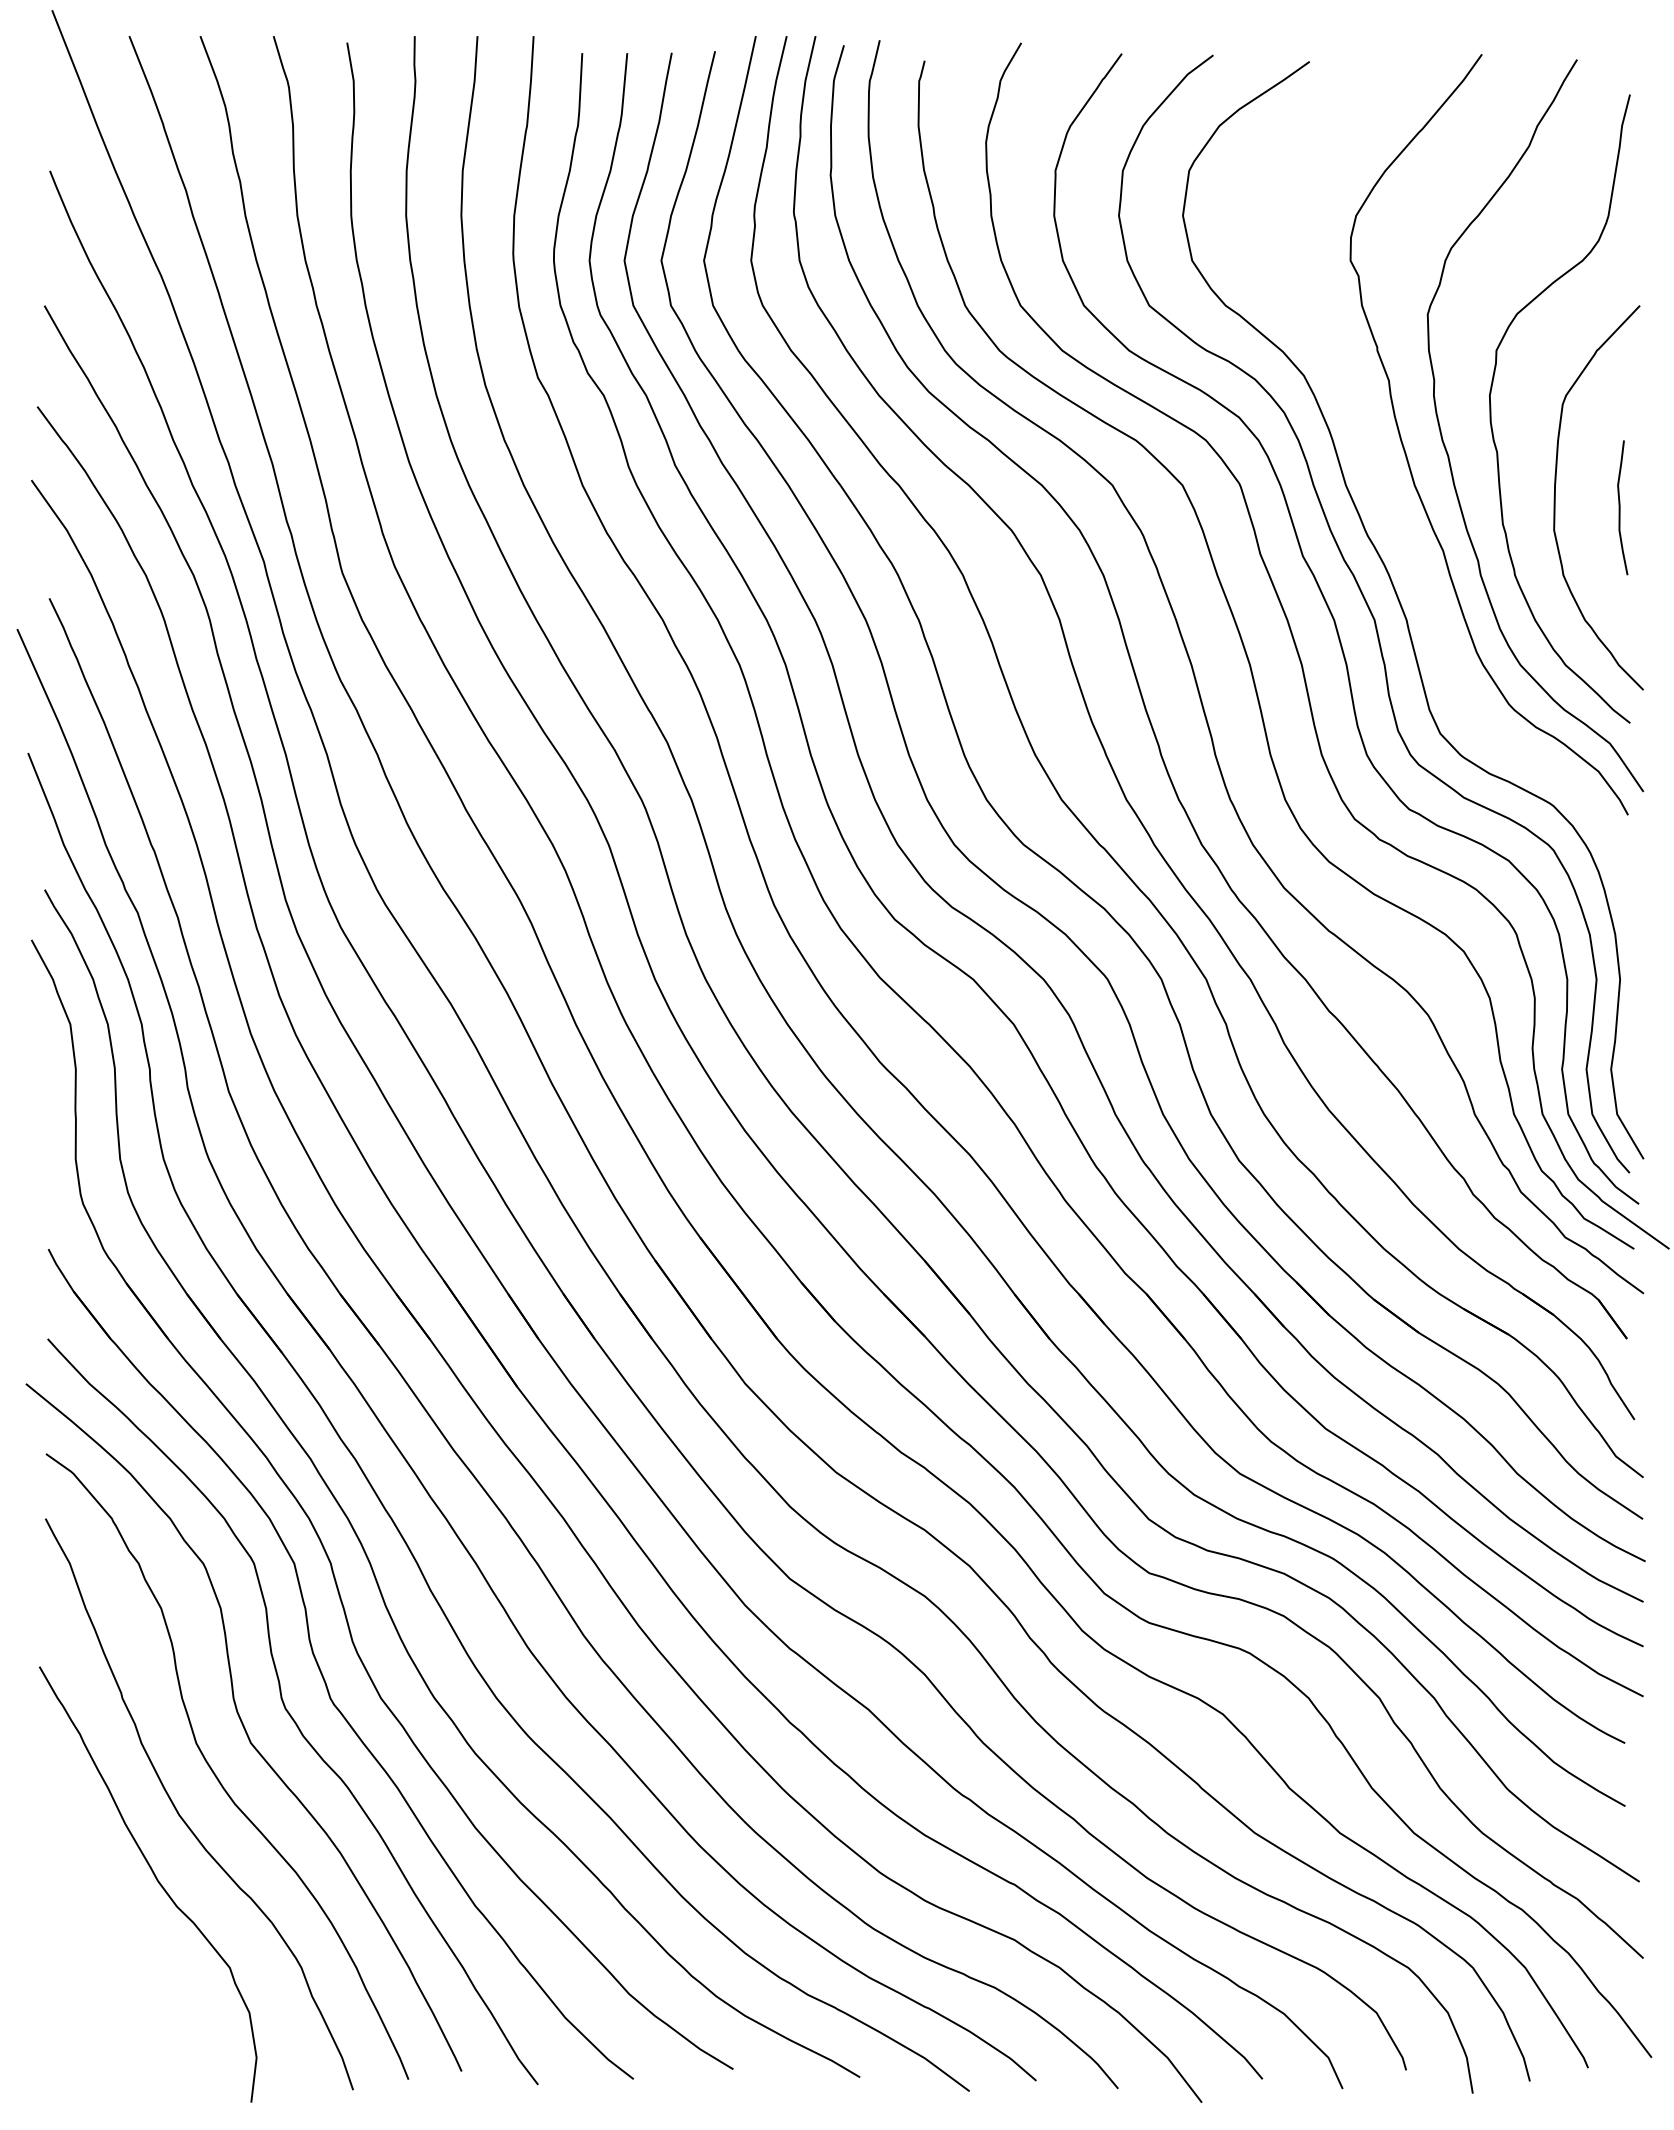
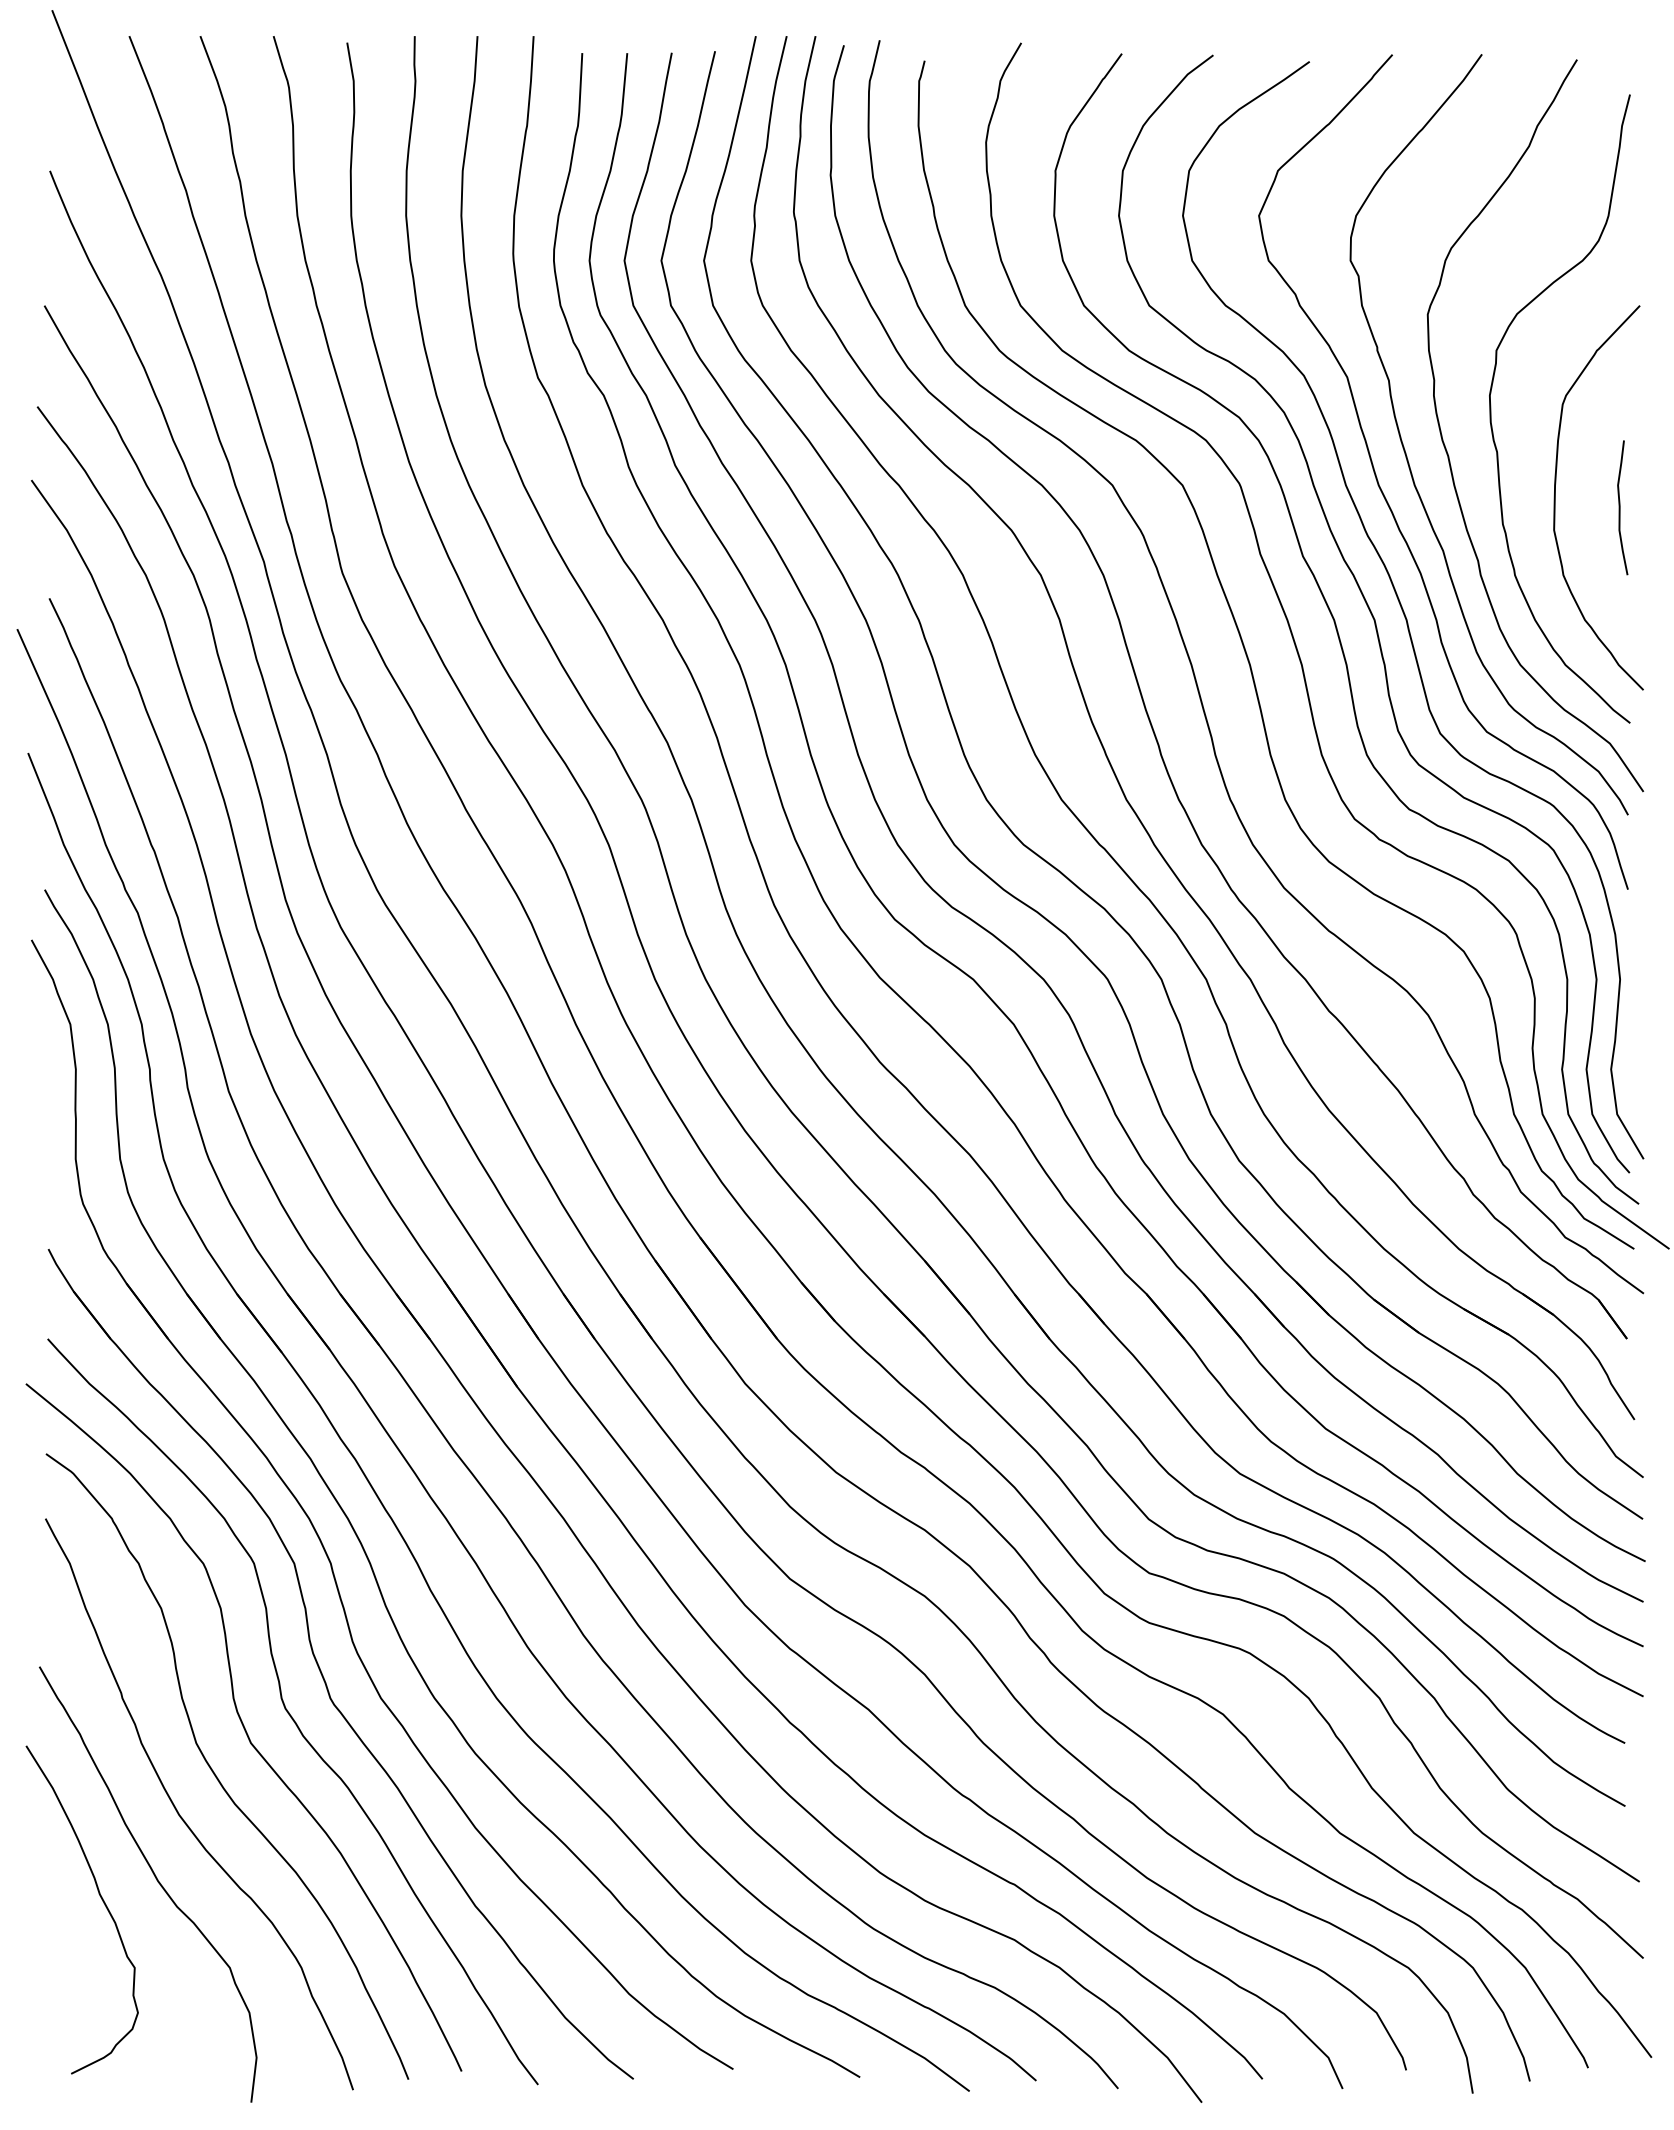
curve: none -> present (1387, 500)
curve: none -> present (101, 1899)
